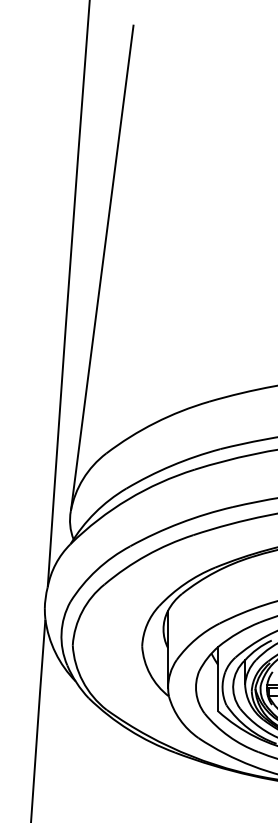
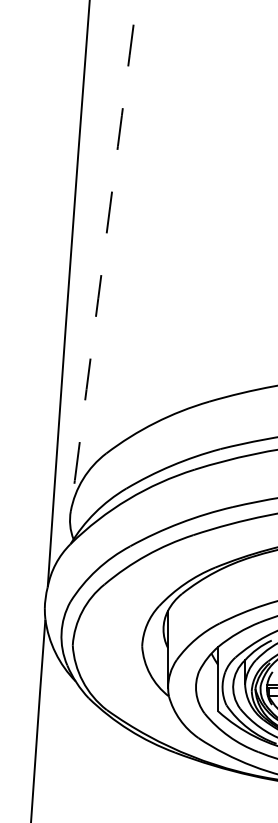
arc: solid -> dashed (102, 267)
